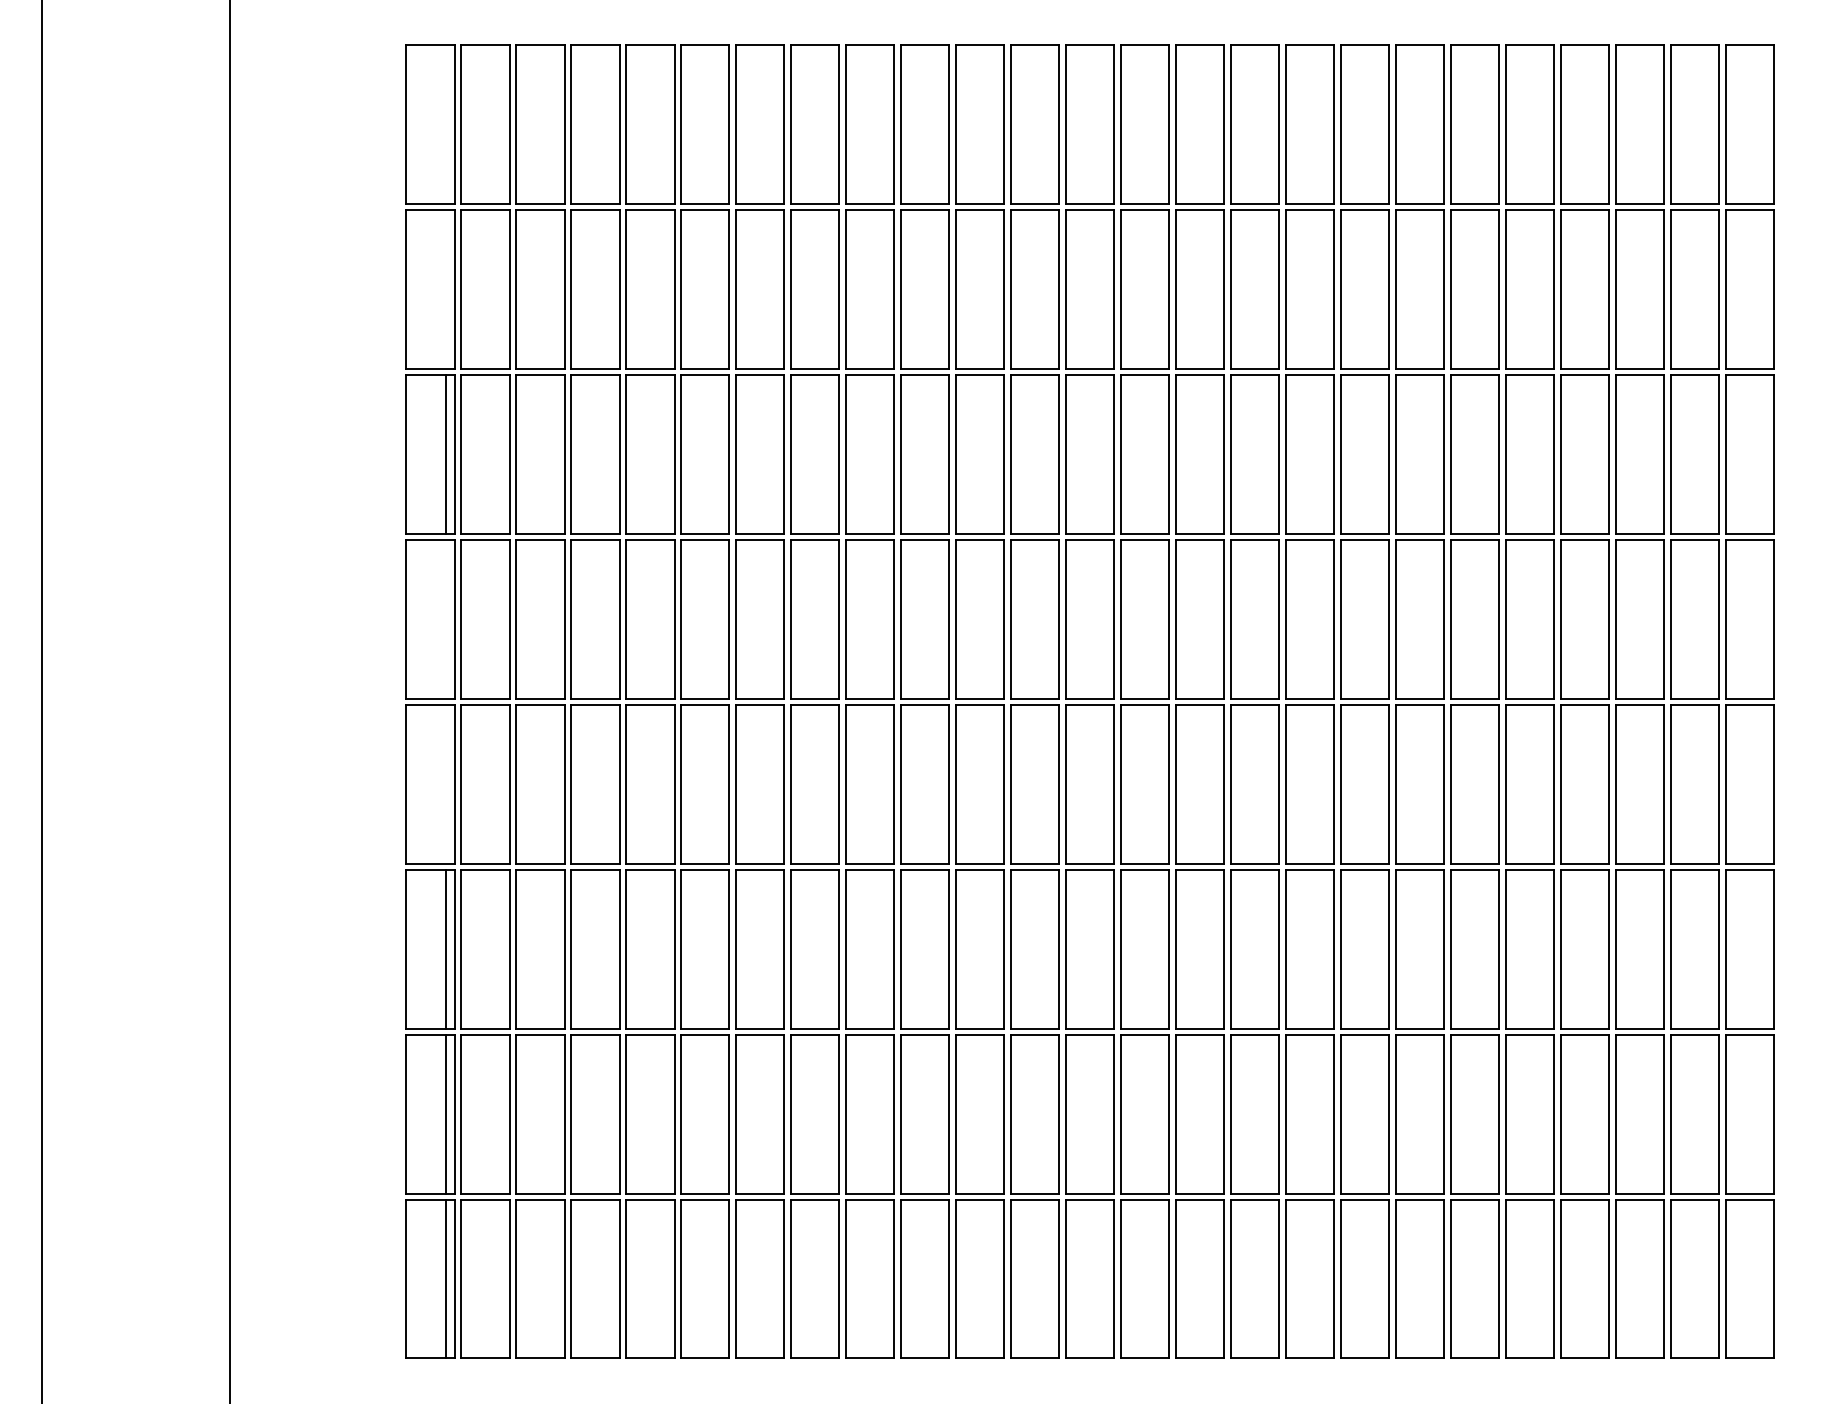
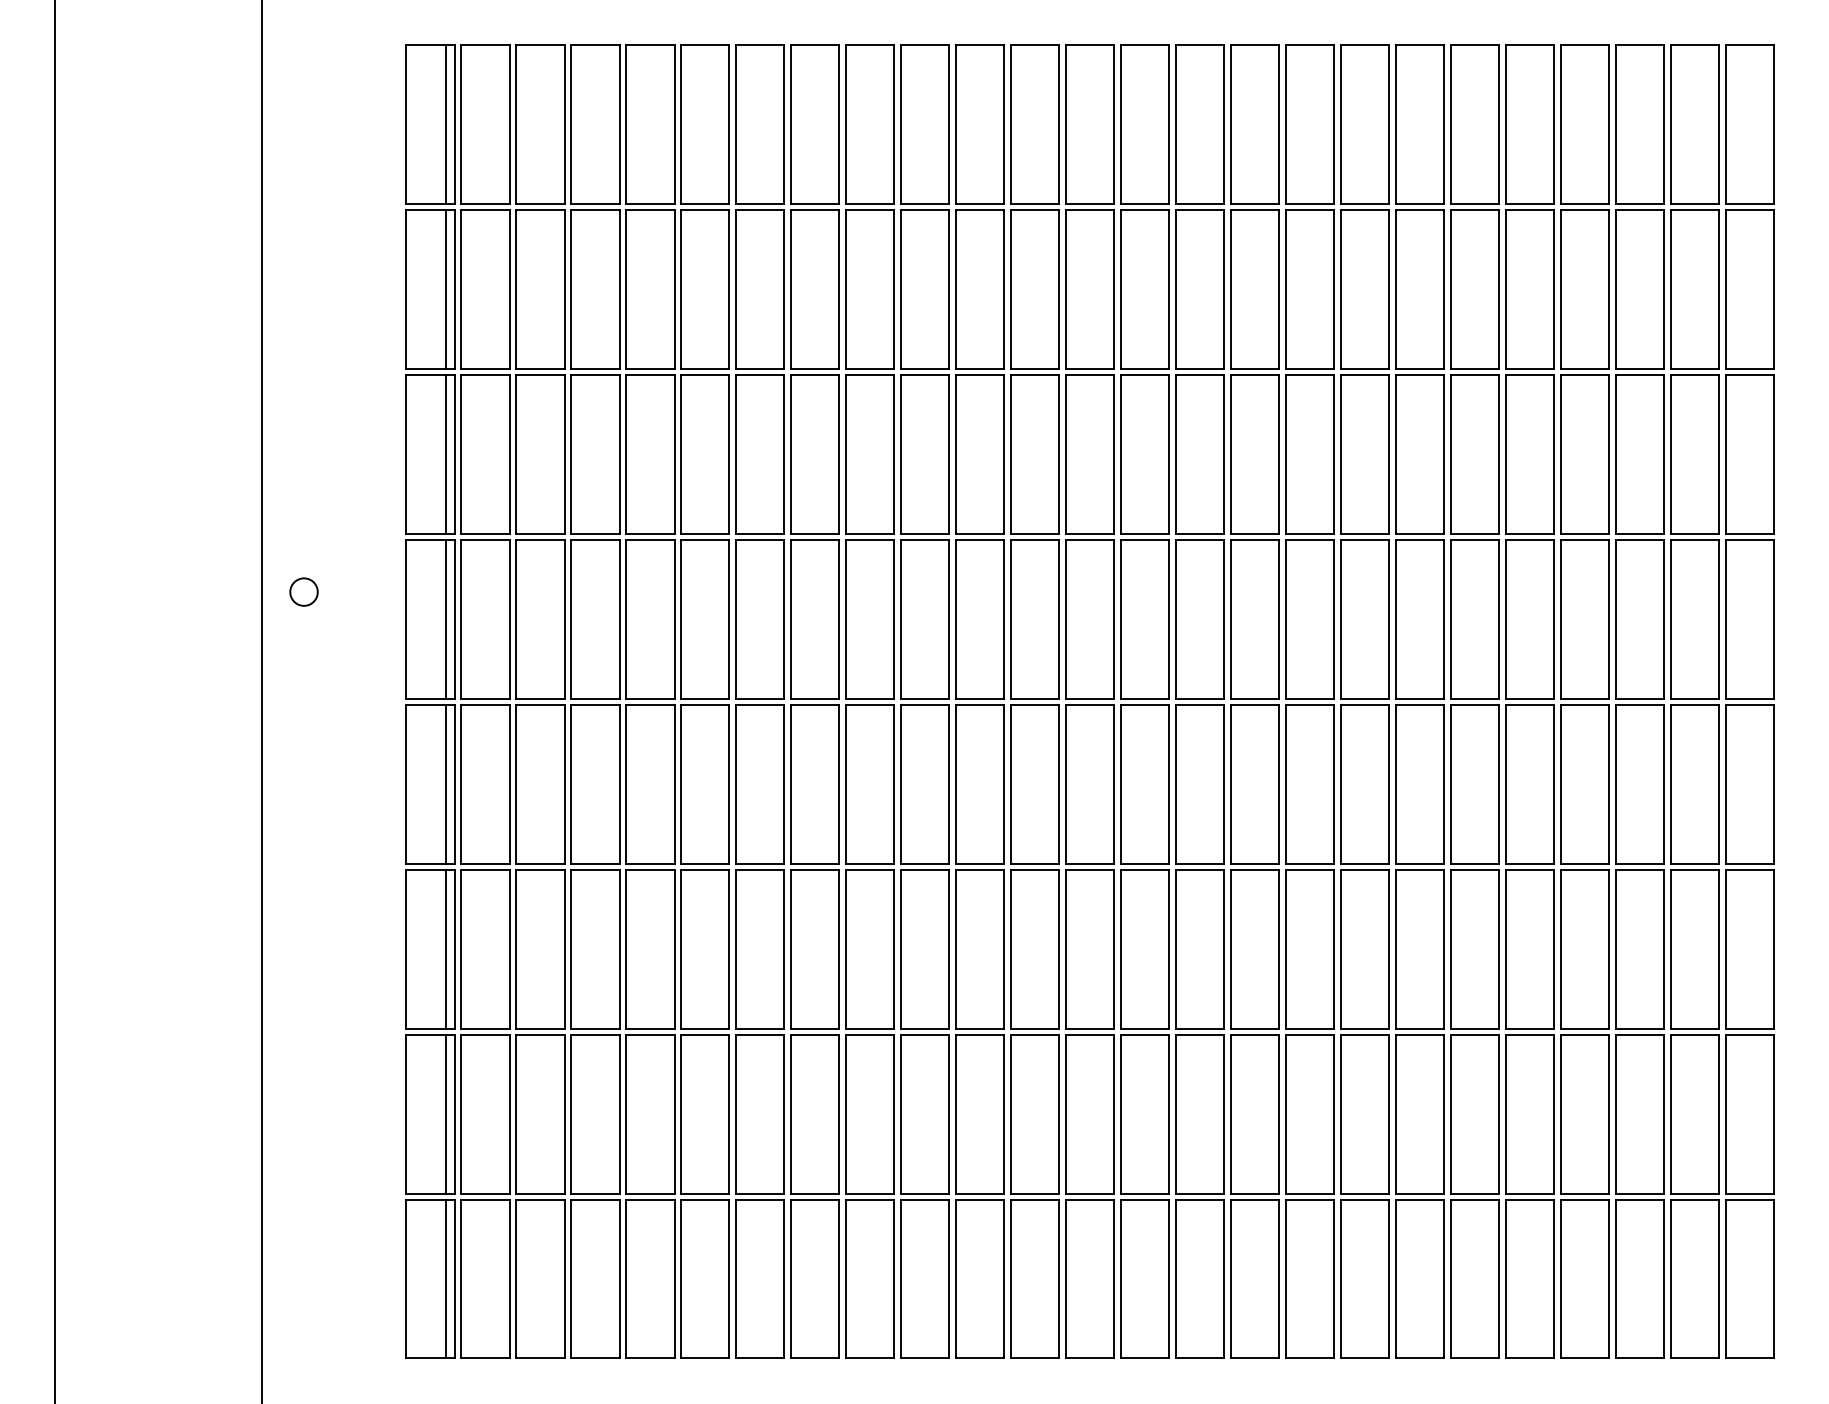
line: none -> present (445, 124)
line: none -> present (445, 289)
circle: none -> present (303, 591)
line: none -> present (445, 619)
line position: (41, 701) -> (54, 701) (54, 701)
line position: (230, 701) -> (262, 701) (262, 701)
line: none -> present (445, 784)
